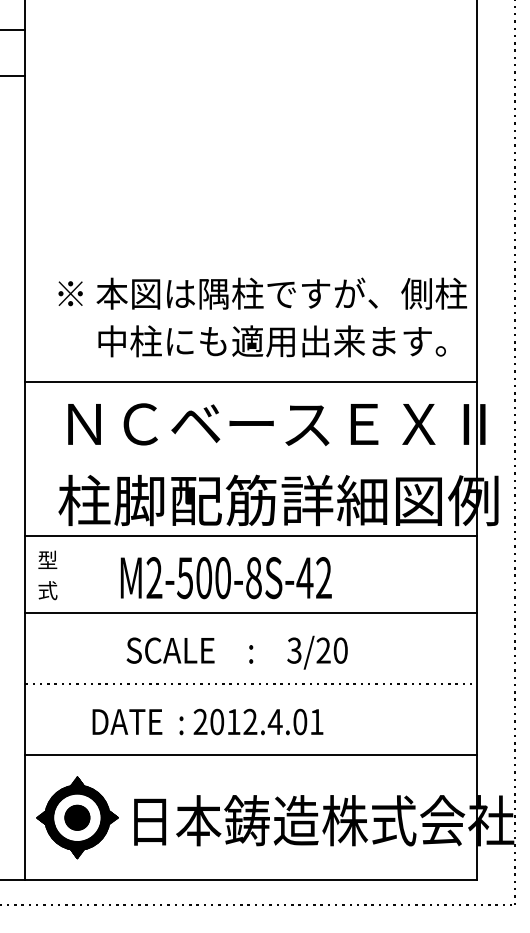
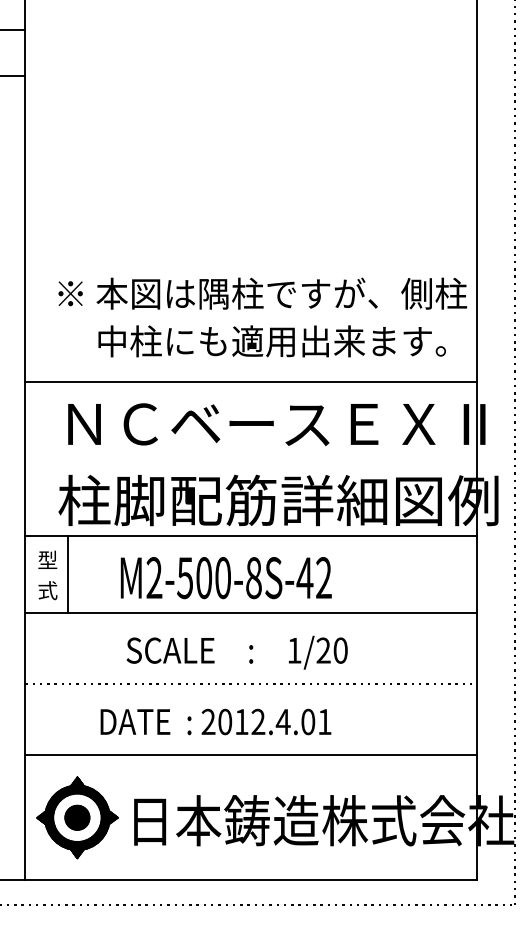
line: none -> present (67, 573)
text: 3/20 -> 1/20 (294, 650)
text position: (207, 721) -> (215, 721) (215, 721)
